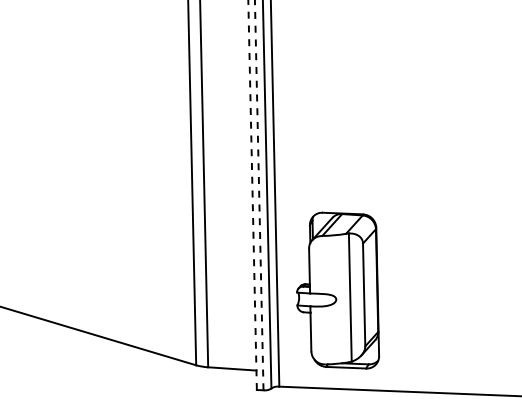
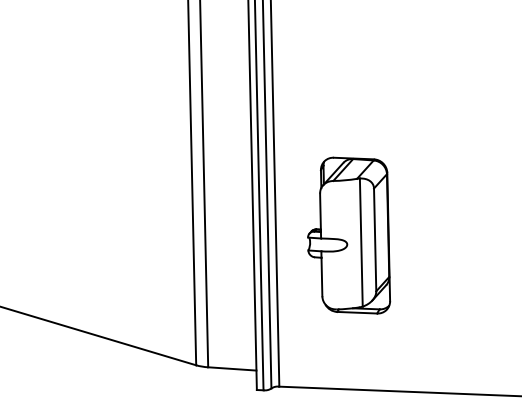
line: dashed -> solid (252, 195)
line: dashed -> solid (259, 195)
part position: (338, 290) -> (349, 235) (349, 235)
